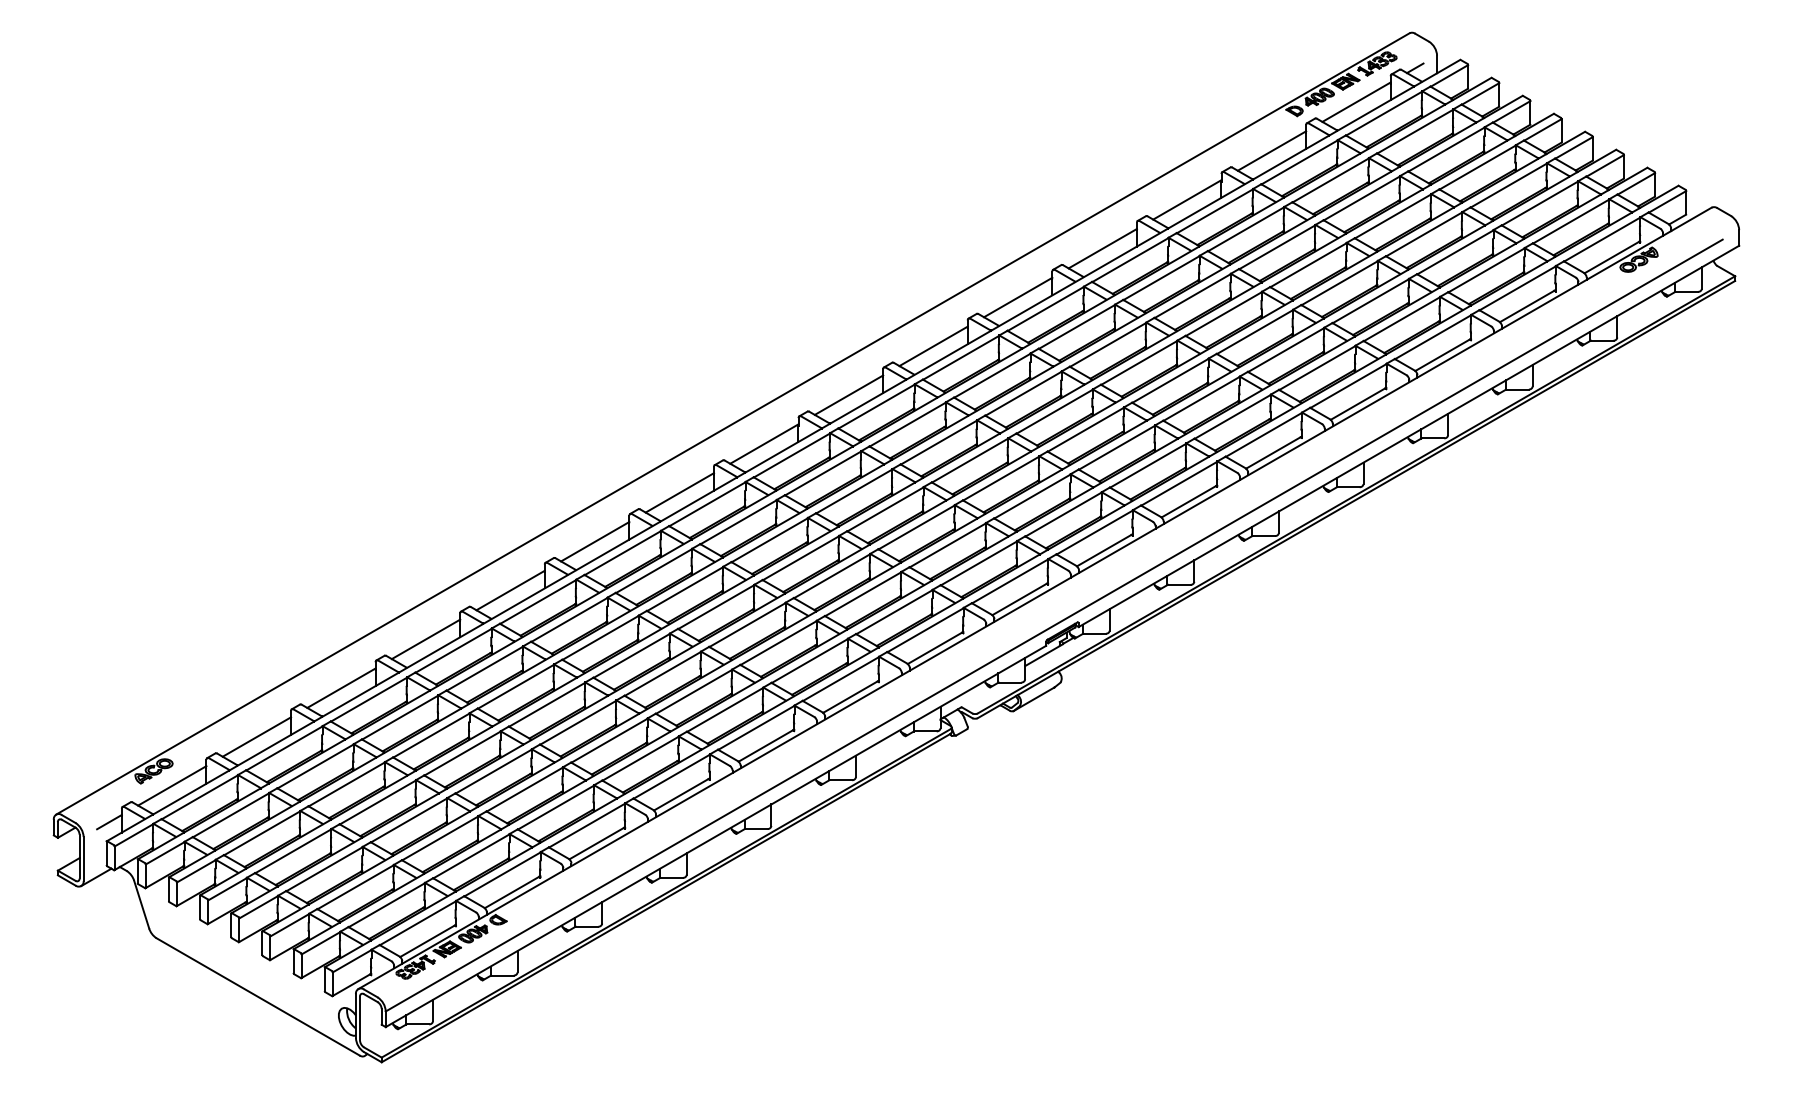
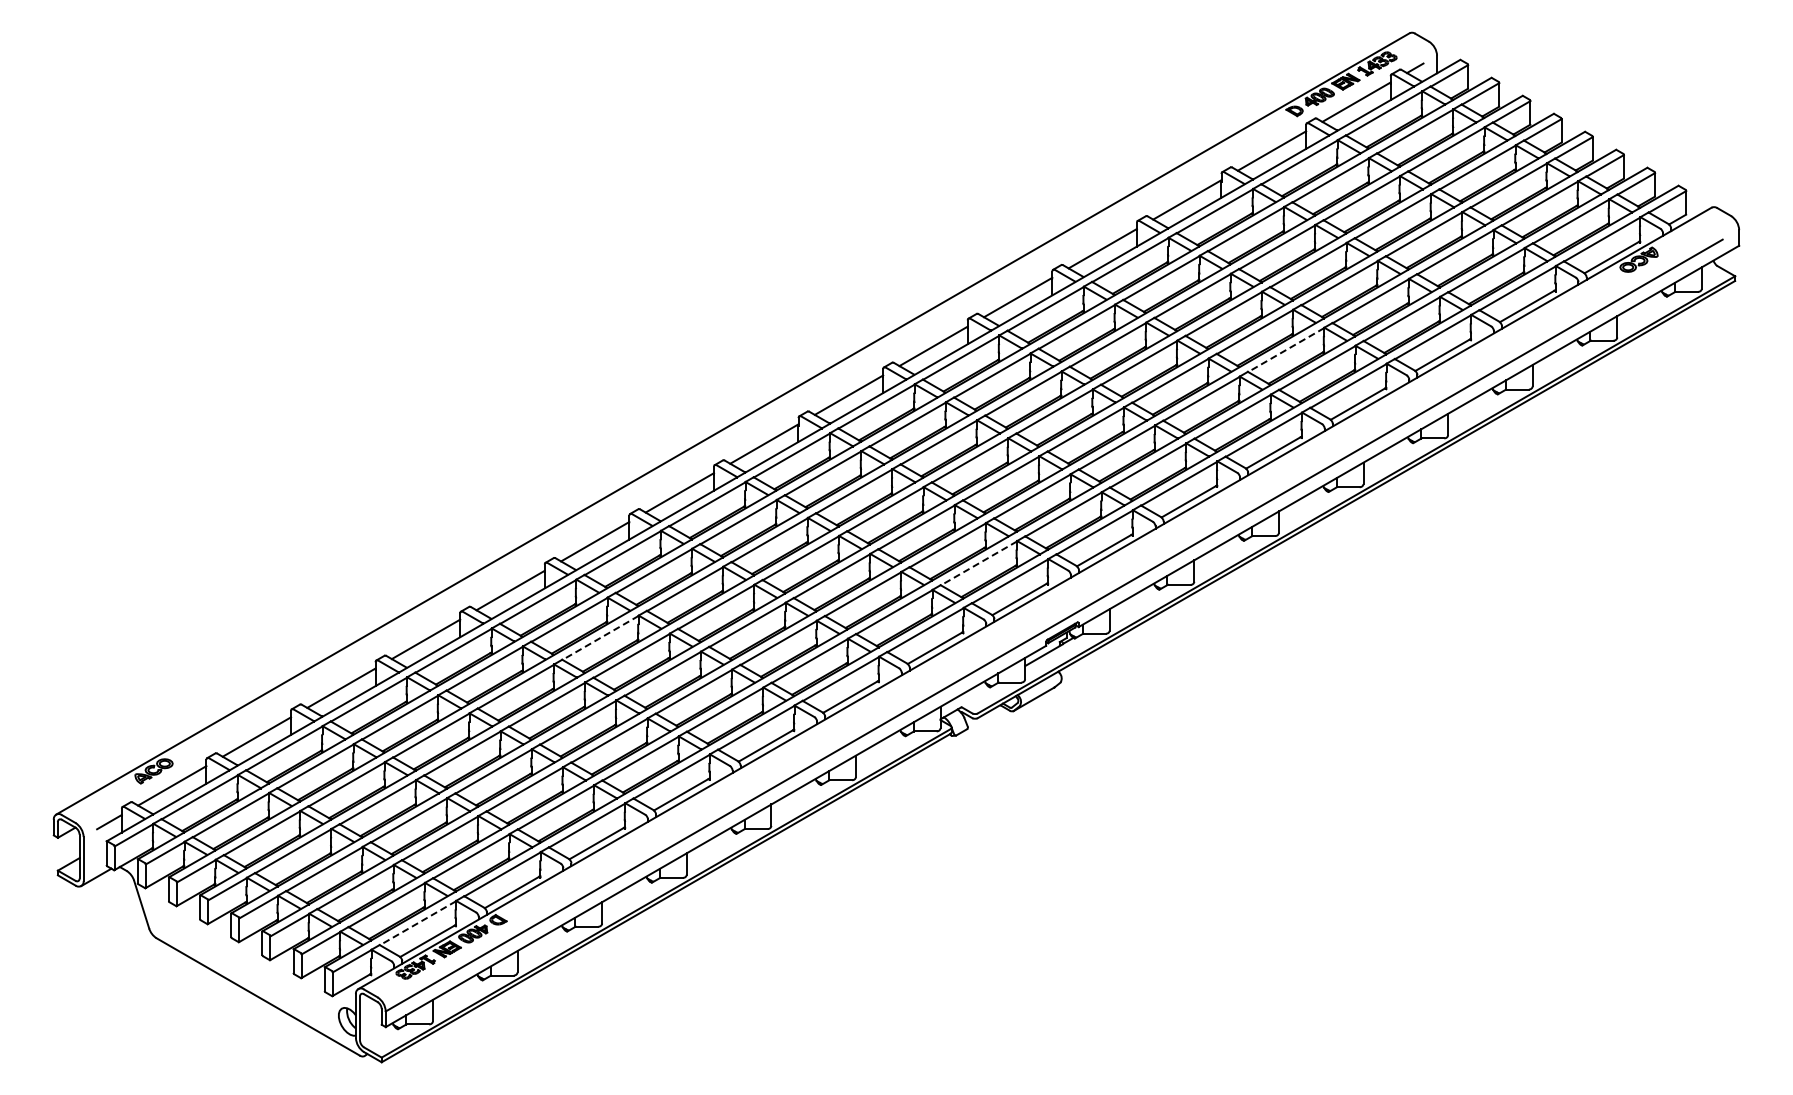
line: solid -> dashed (1286, 350)
line: solid -> dashed (979, 563)
line: solid -> dashed (600, 637)
line: solid -> dashed (418, 923)
